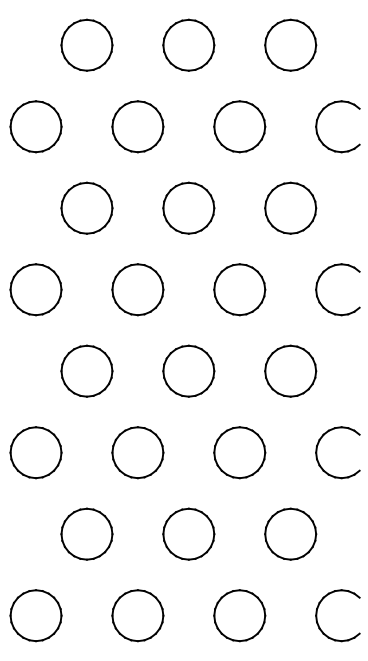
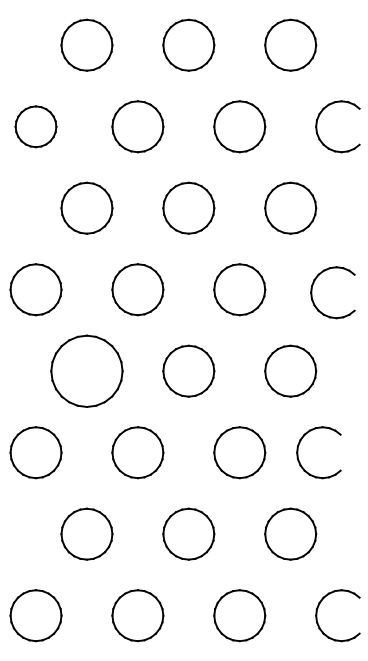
part size: 54x54 px -> 44x44 px (35, 126)
part position: (317, 289) -> (312, 292) (312, 292)
part size: 54x54 px -> 74x74 px (86, 370)
part position: (317, 452) -> (298, 452) (298, 452)
